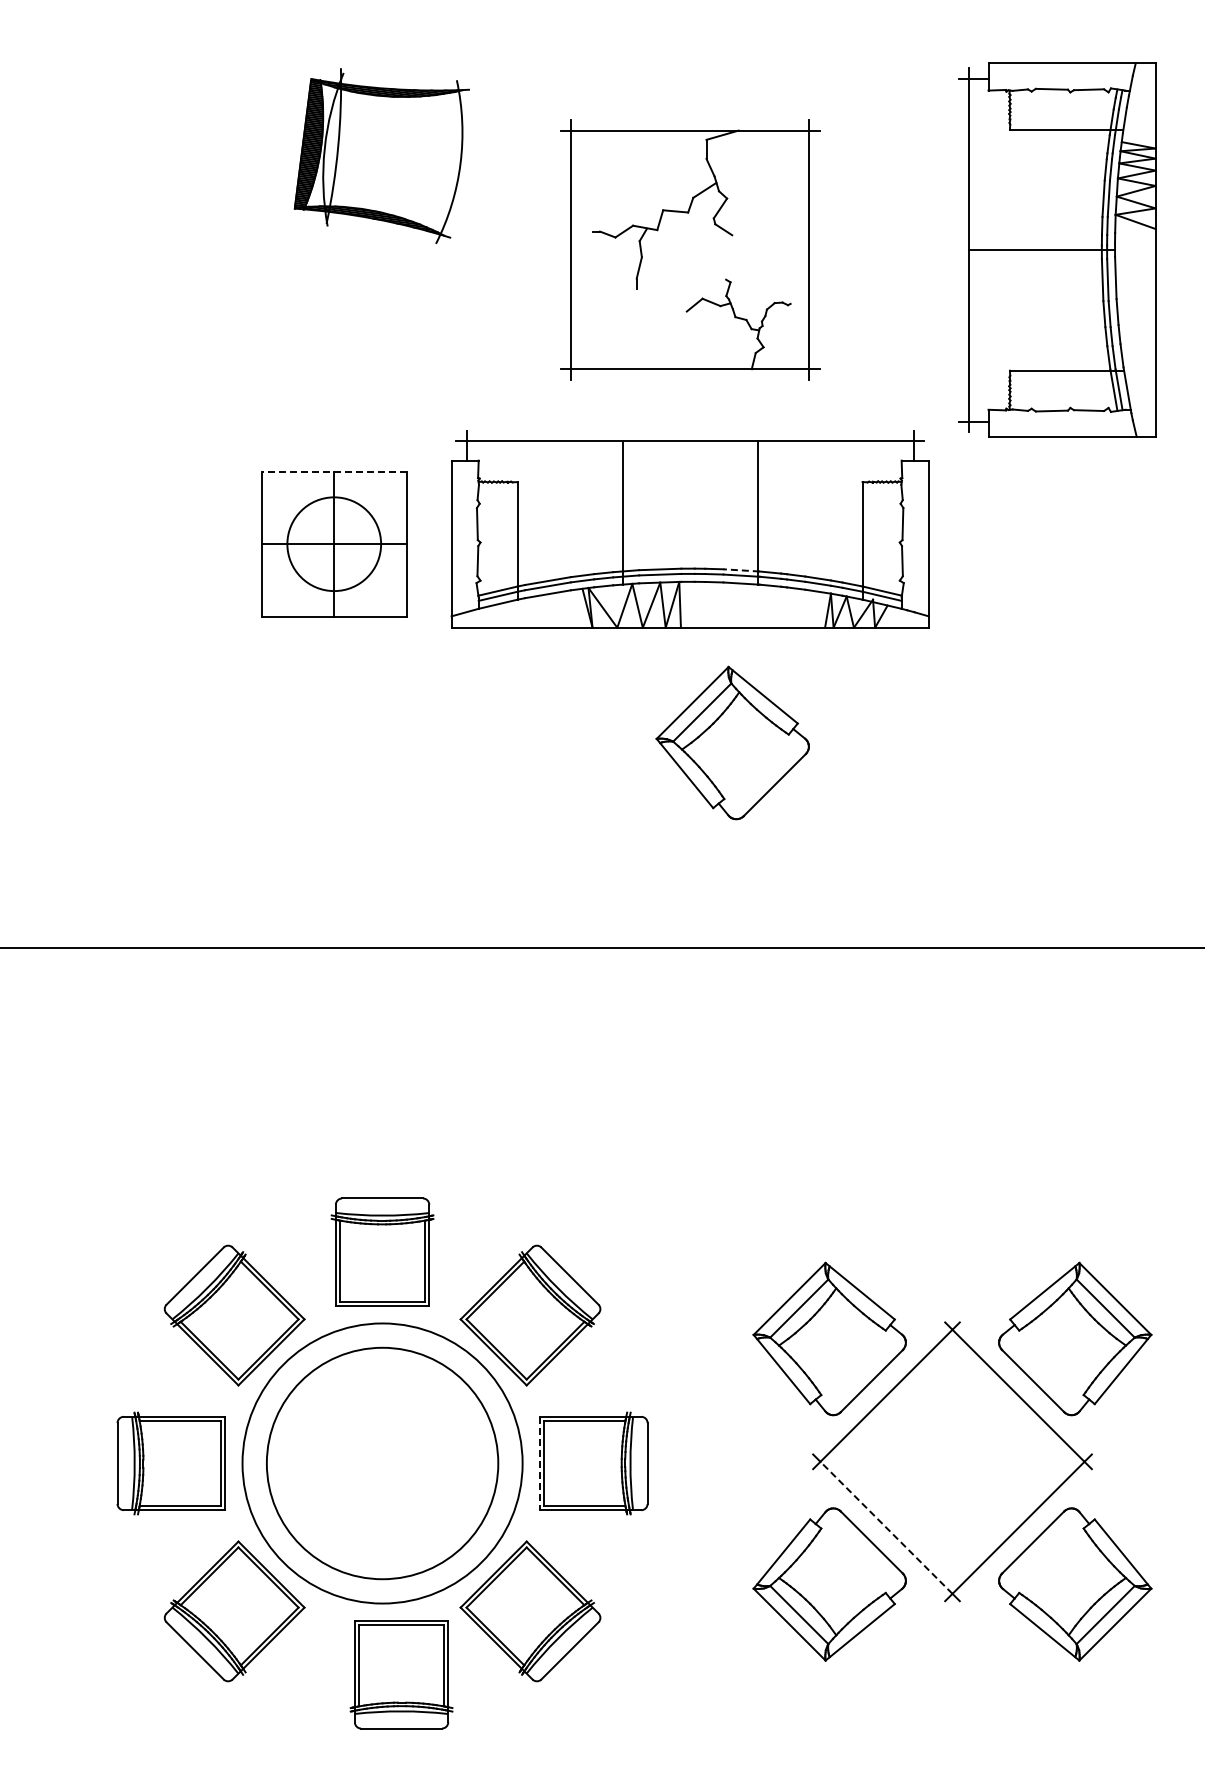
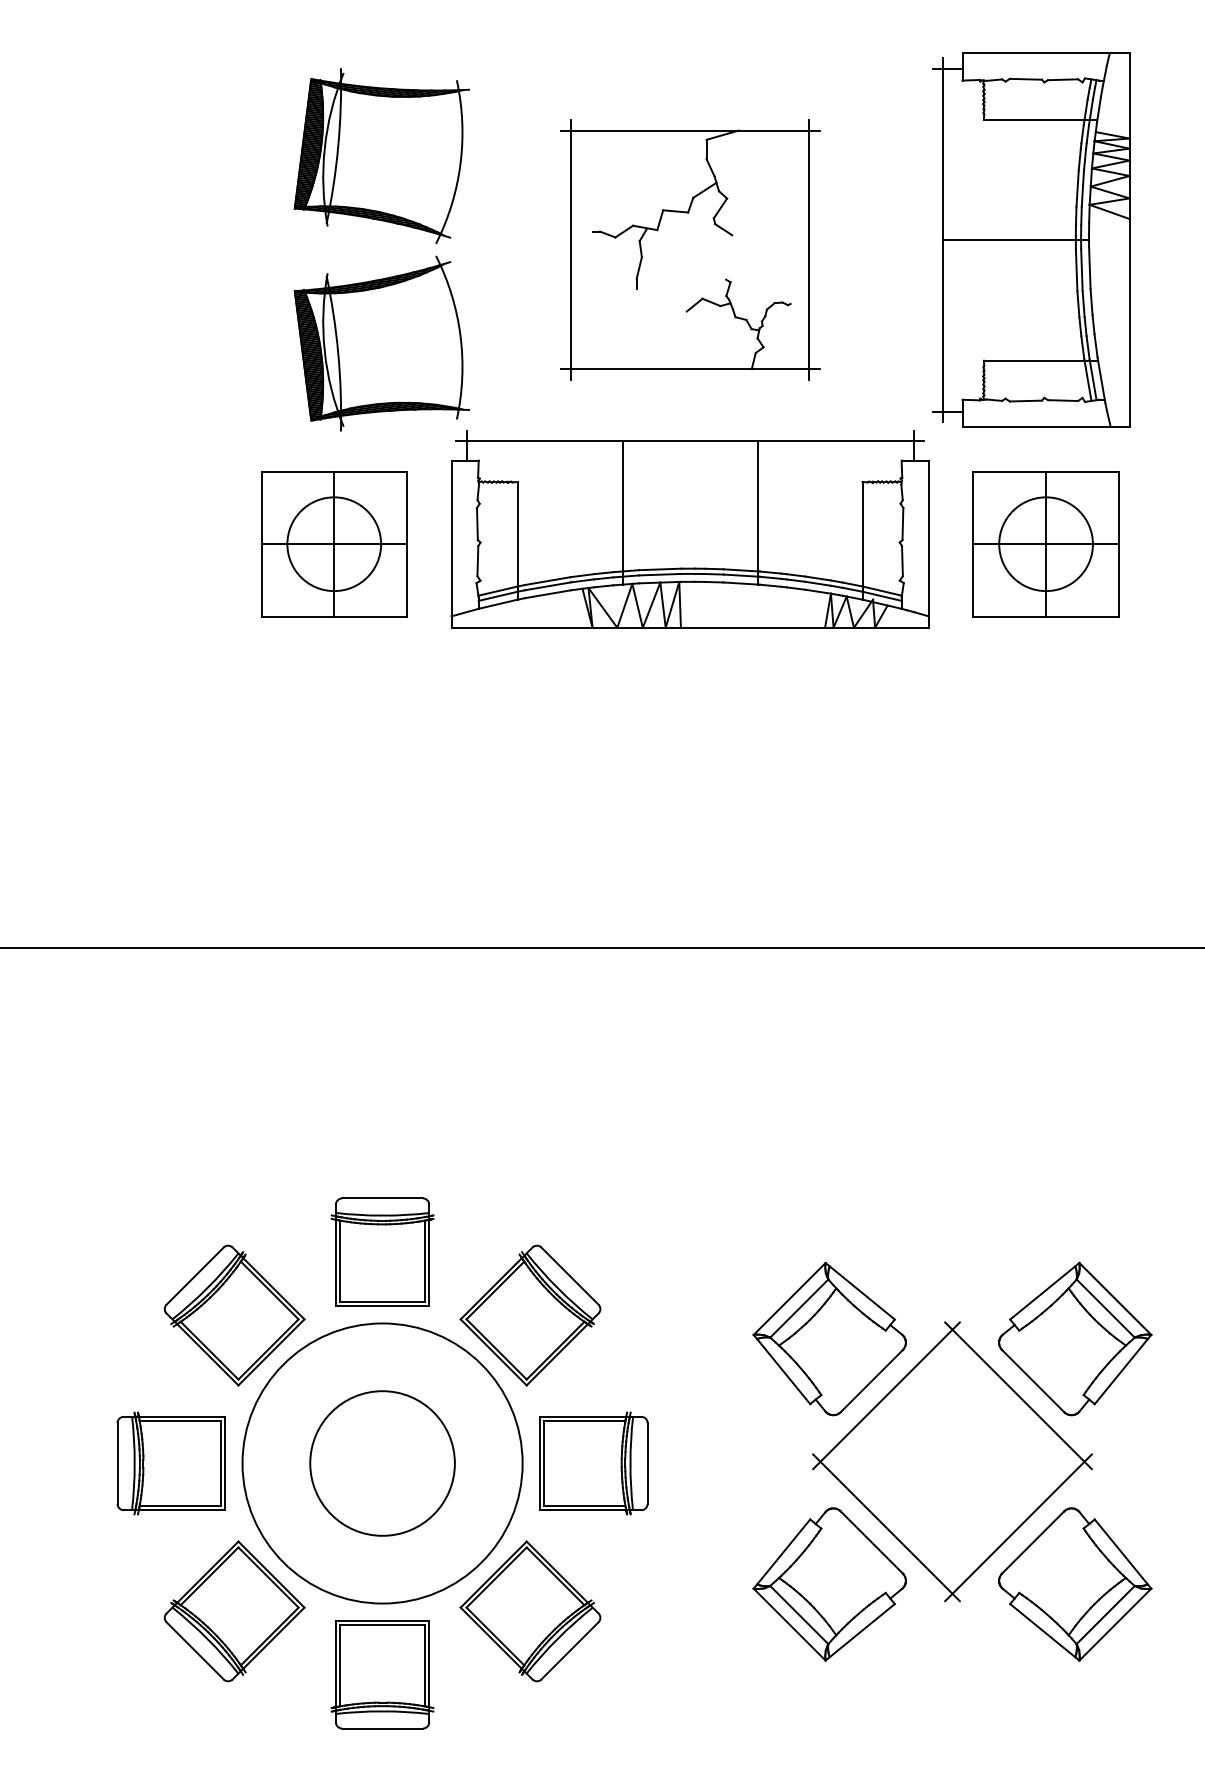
part position: (1057, 249) -> (1031, 239) (1031, 239)
part: none -> present (381, 343)
line: dashed -> solid (334, 471)
part: none -> present (1045, 544)
line: dashed -> solid (741, 570)
part: present -> none (732, 742)
circle diameter: 231 px -> 145 px (382, 1463)
line: dashed -> solid (539, 1463)
line: dashed -> solid (886, 1527)
part position: (401, 1674) -> (382, 1674) (382, 1674)
